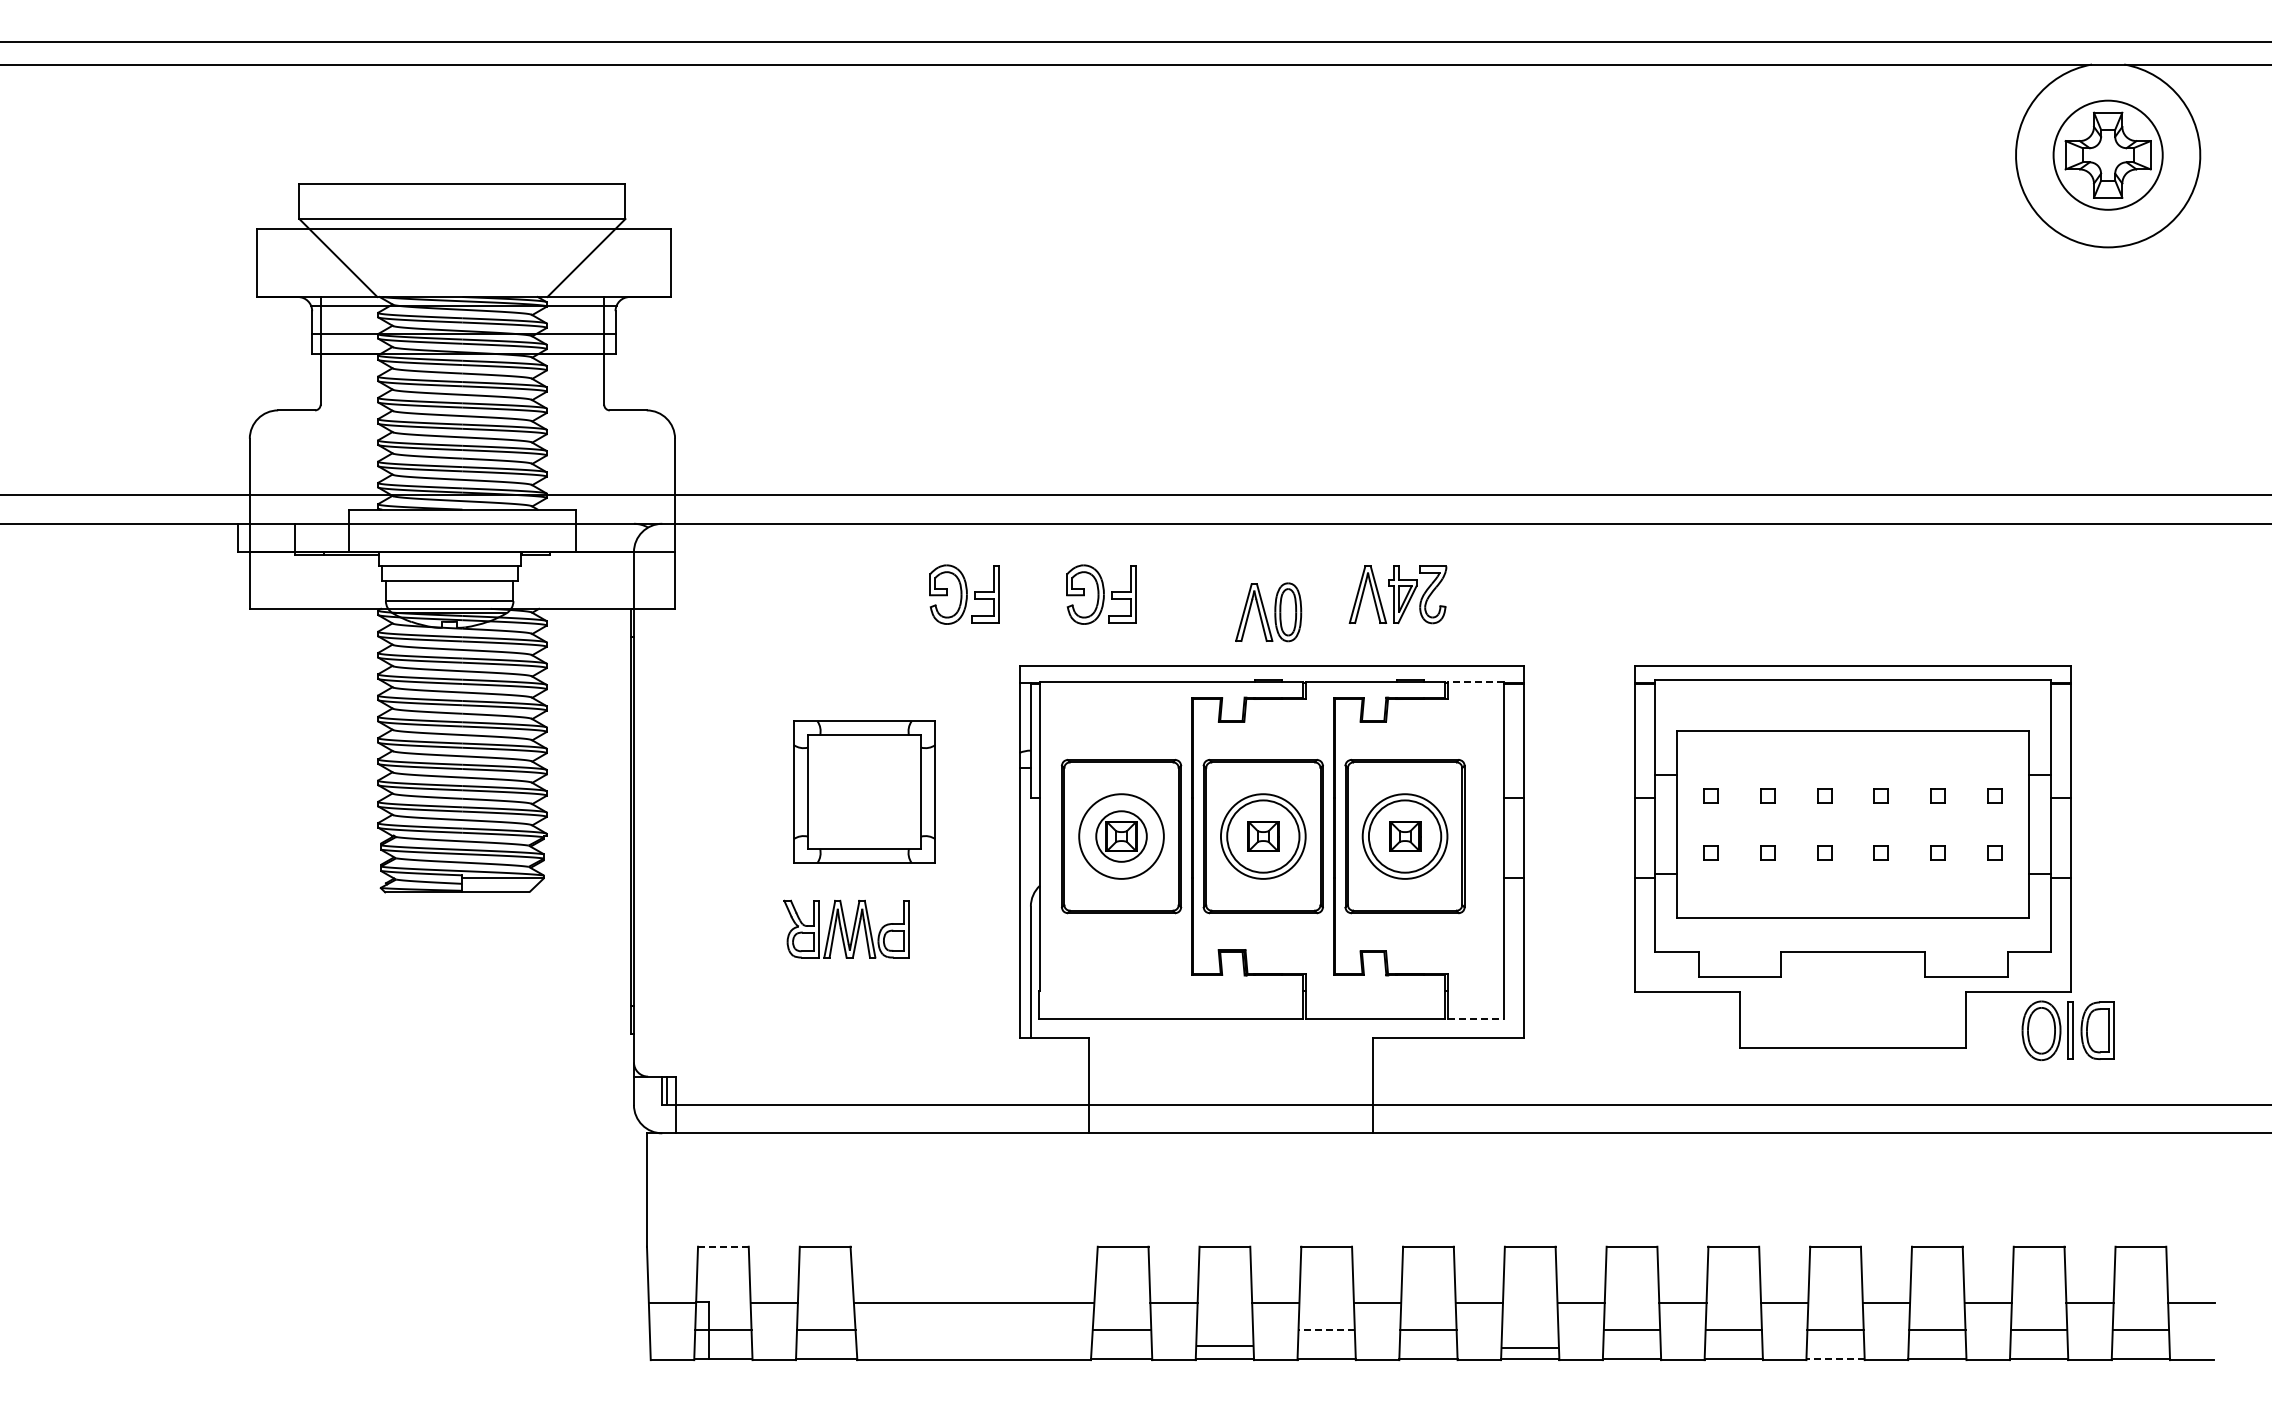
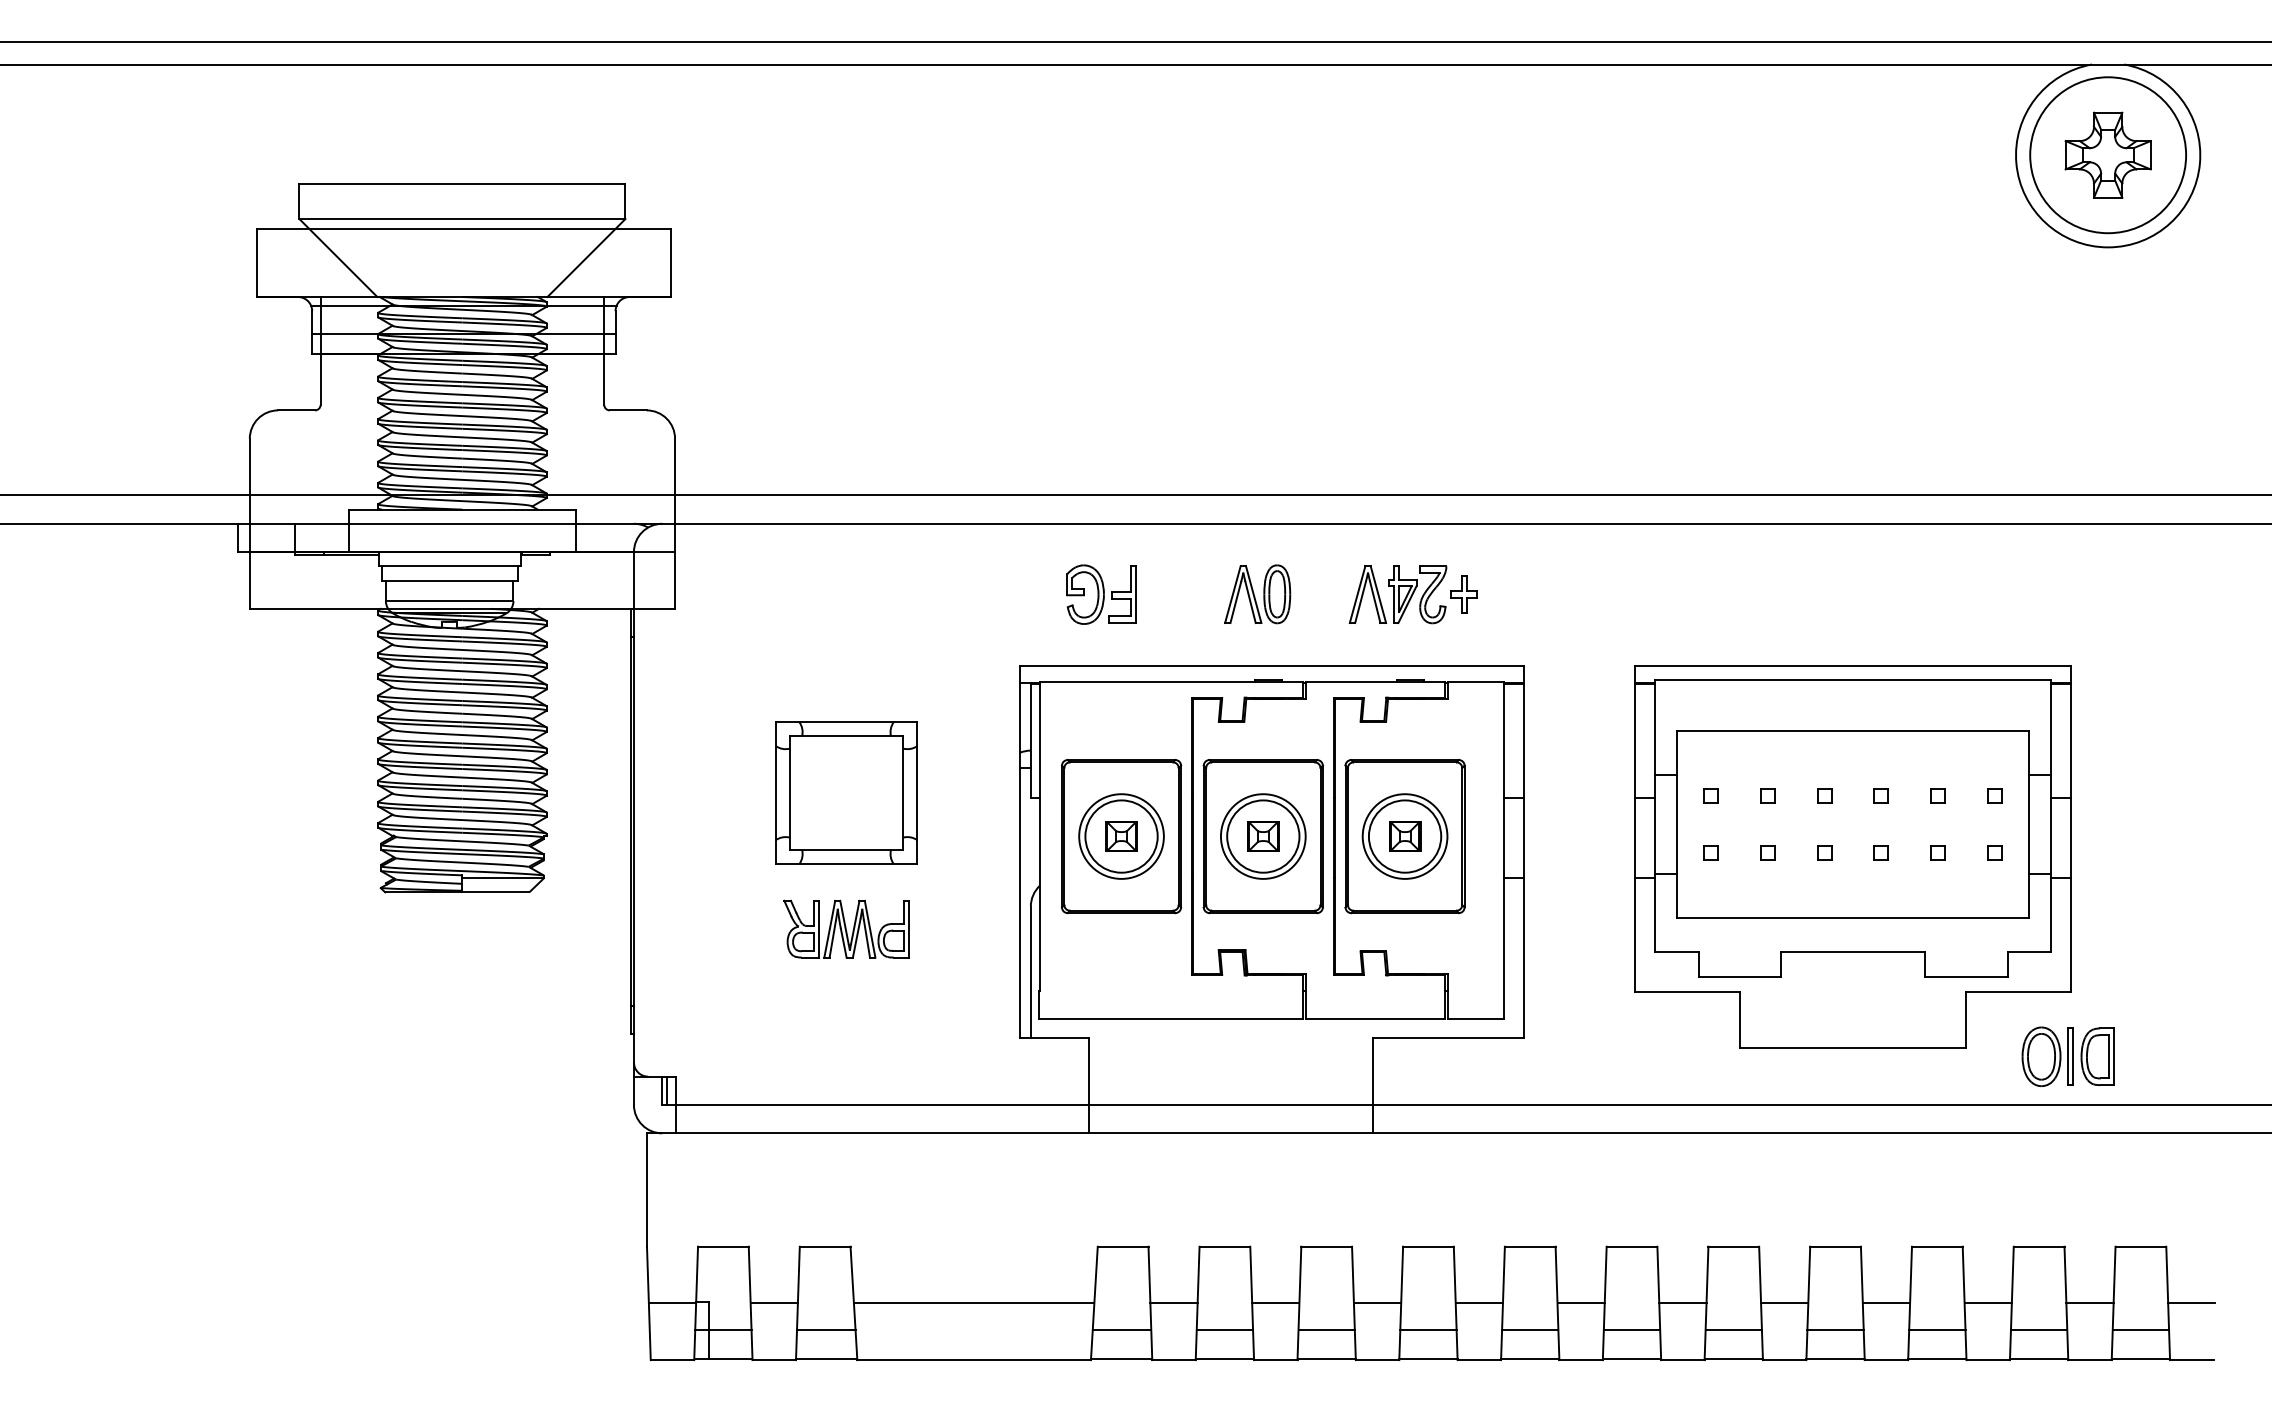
circle diameter: 109 px -> 156 px (2108, 155)
part: present -> none (964, 594)
part: none -> present (1463, 594)
part position: (1268, 612) -> (1257, 594) (1257, 594)
line: dashed -> solid (1475, 682)
part position: (864, 791) -> (846, 792) (846, 792)
circle diameter: 51 px -> 72 px (1121, 836)
line: dashed -> solid (1476, 1019)
part position: (2067, 1030) -> (2067, 1056) (2067, 1056)
line: dashed -> solid (723, 1246)
line: dashed -> solid (1326, 1330)
line position: (1224, 1346) -> (1224, 1330) (1224, 1330)
line position: (1530, 1348) -> (1530, 1330) (1530, 1330)
line: dashed -> solid (1835, 1358)
